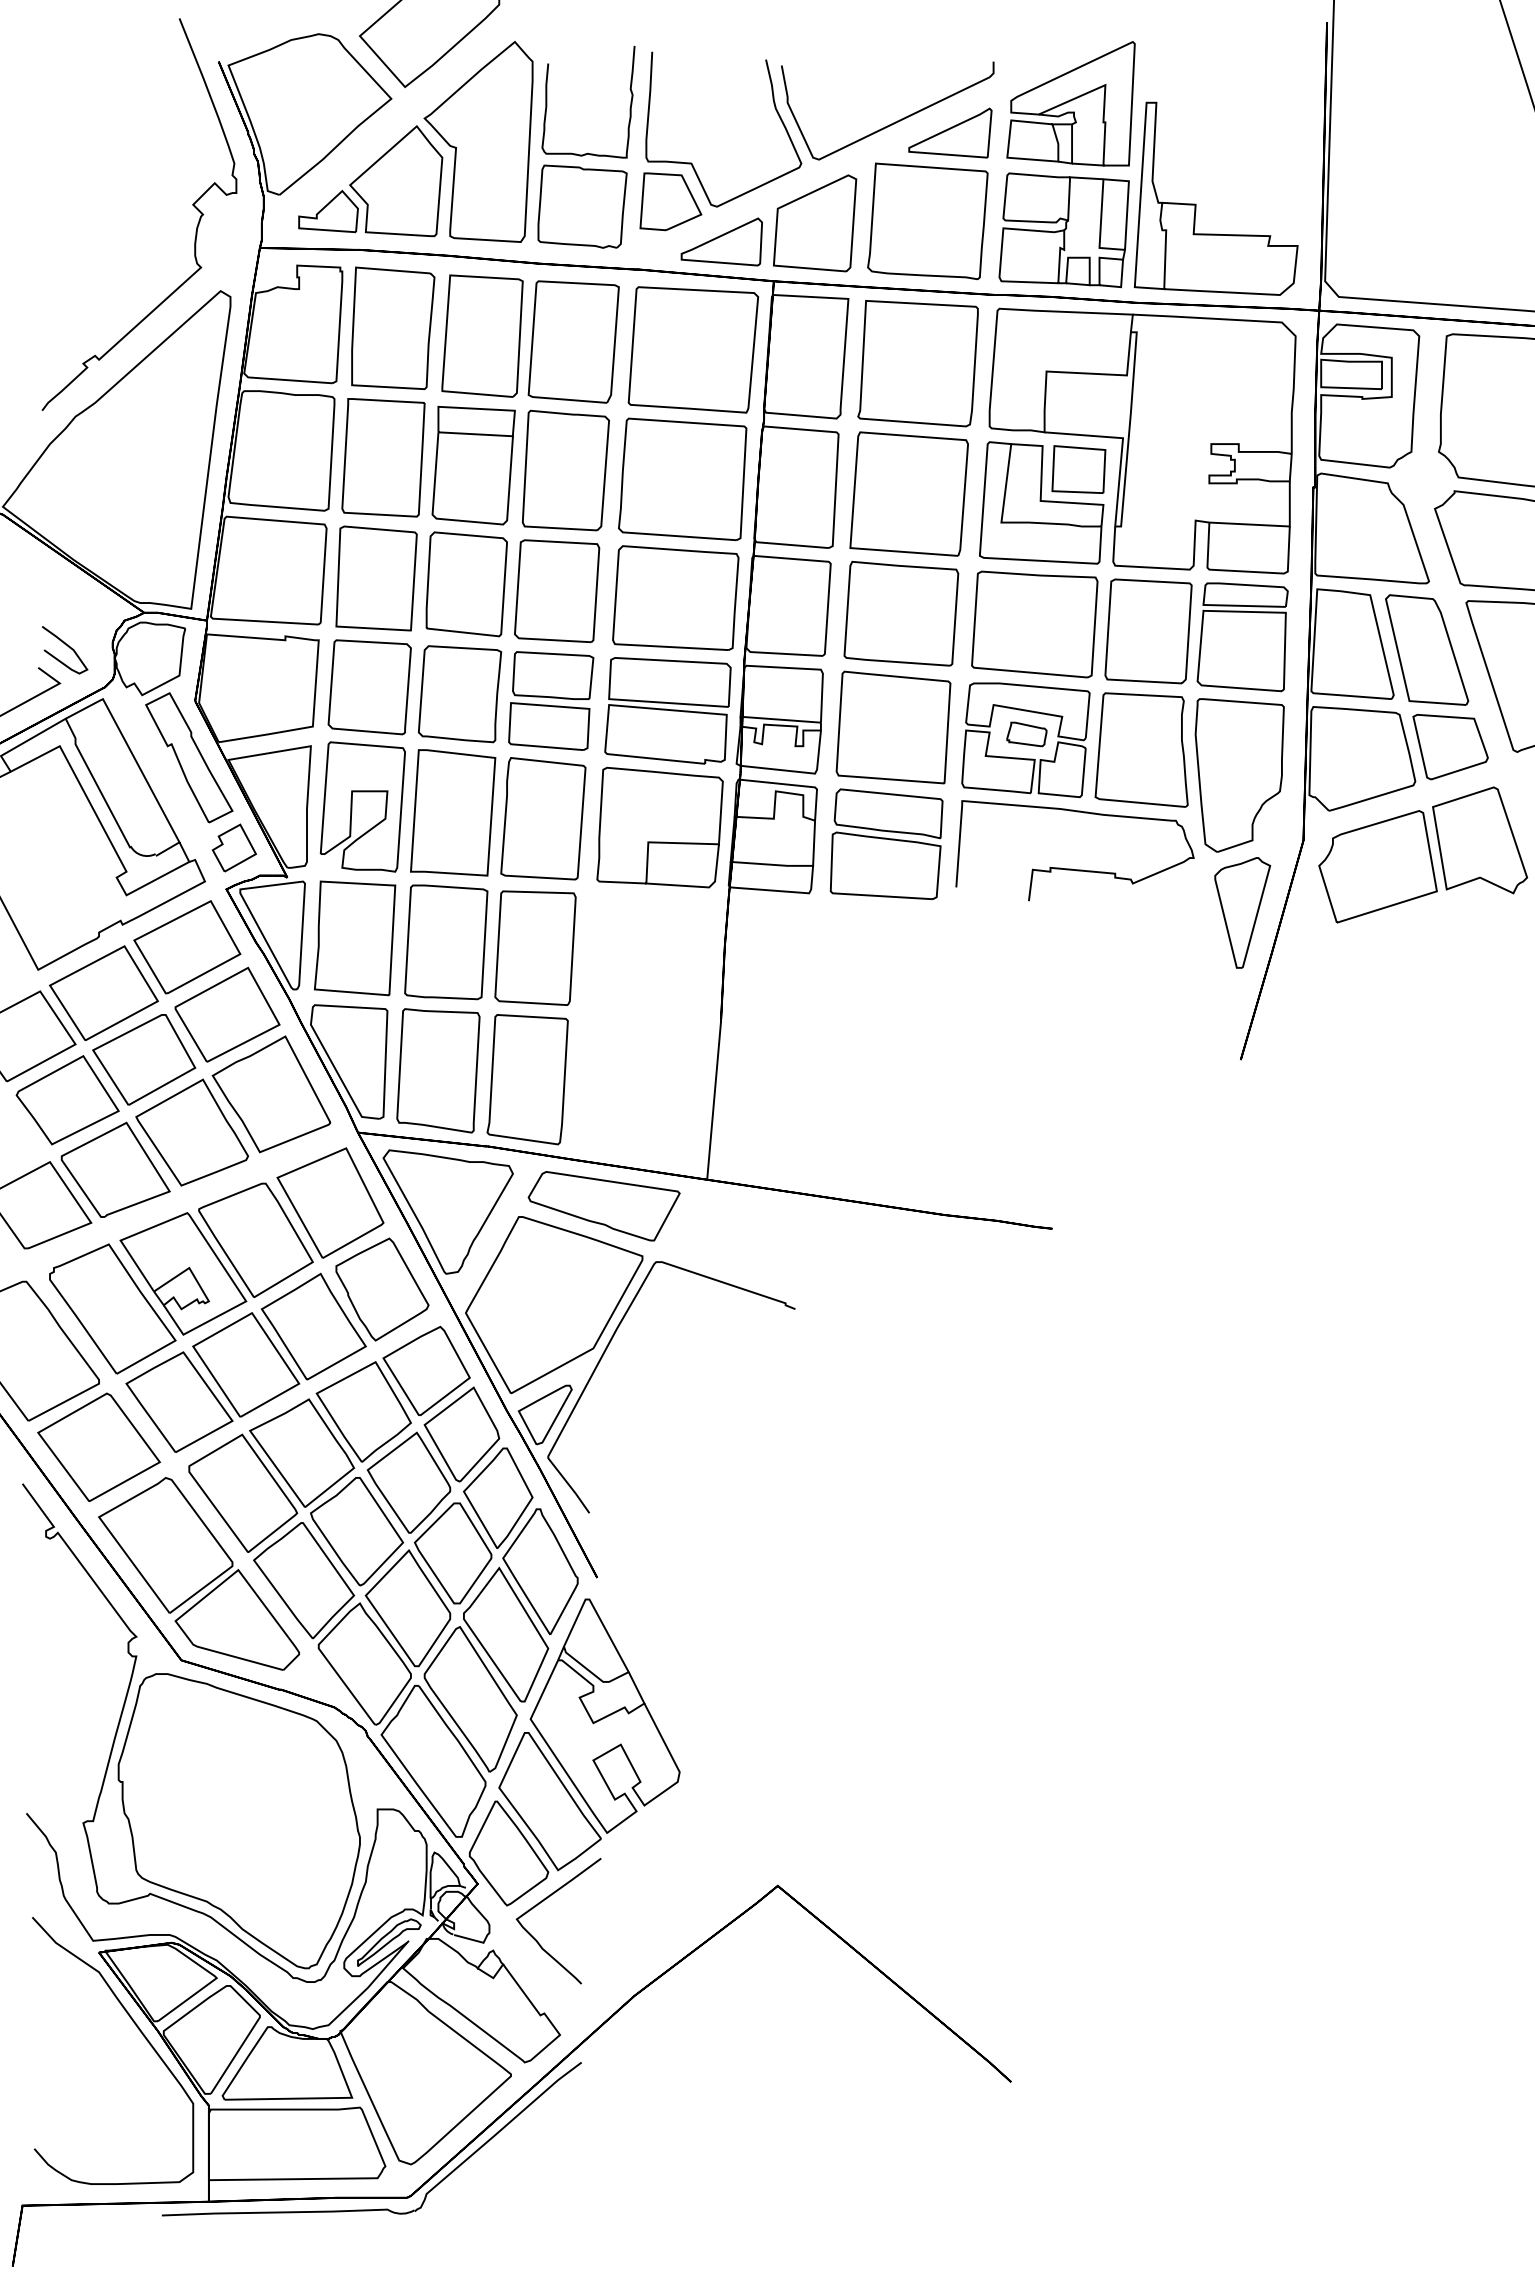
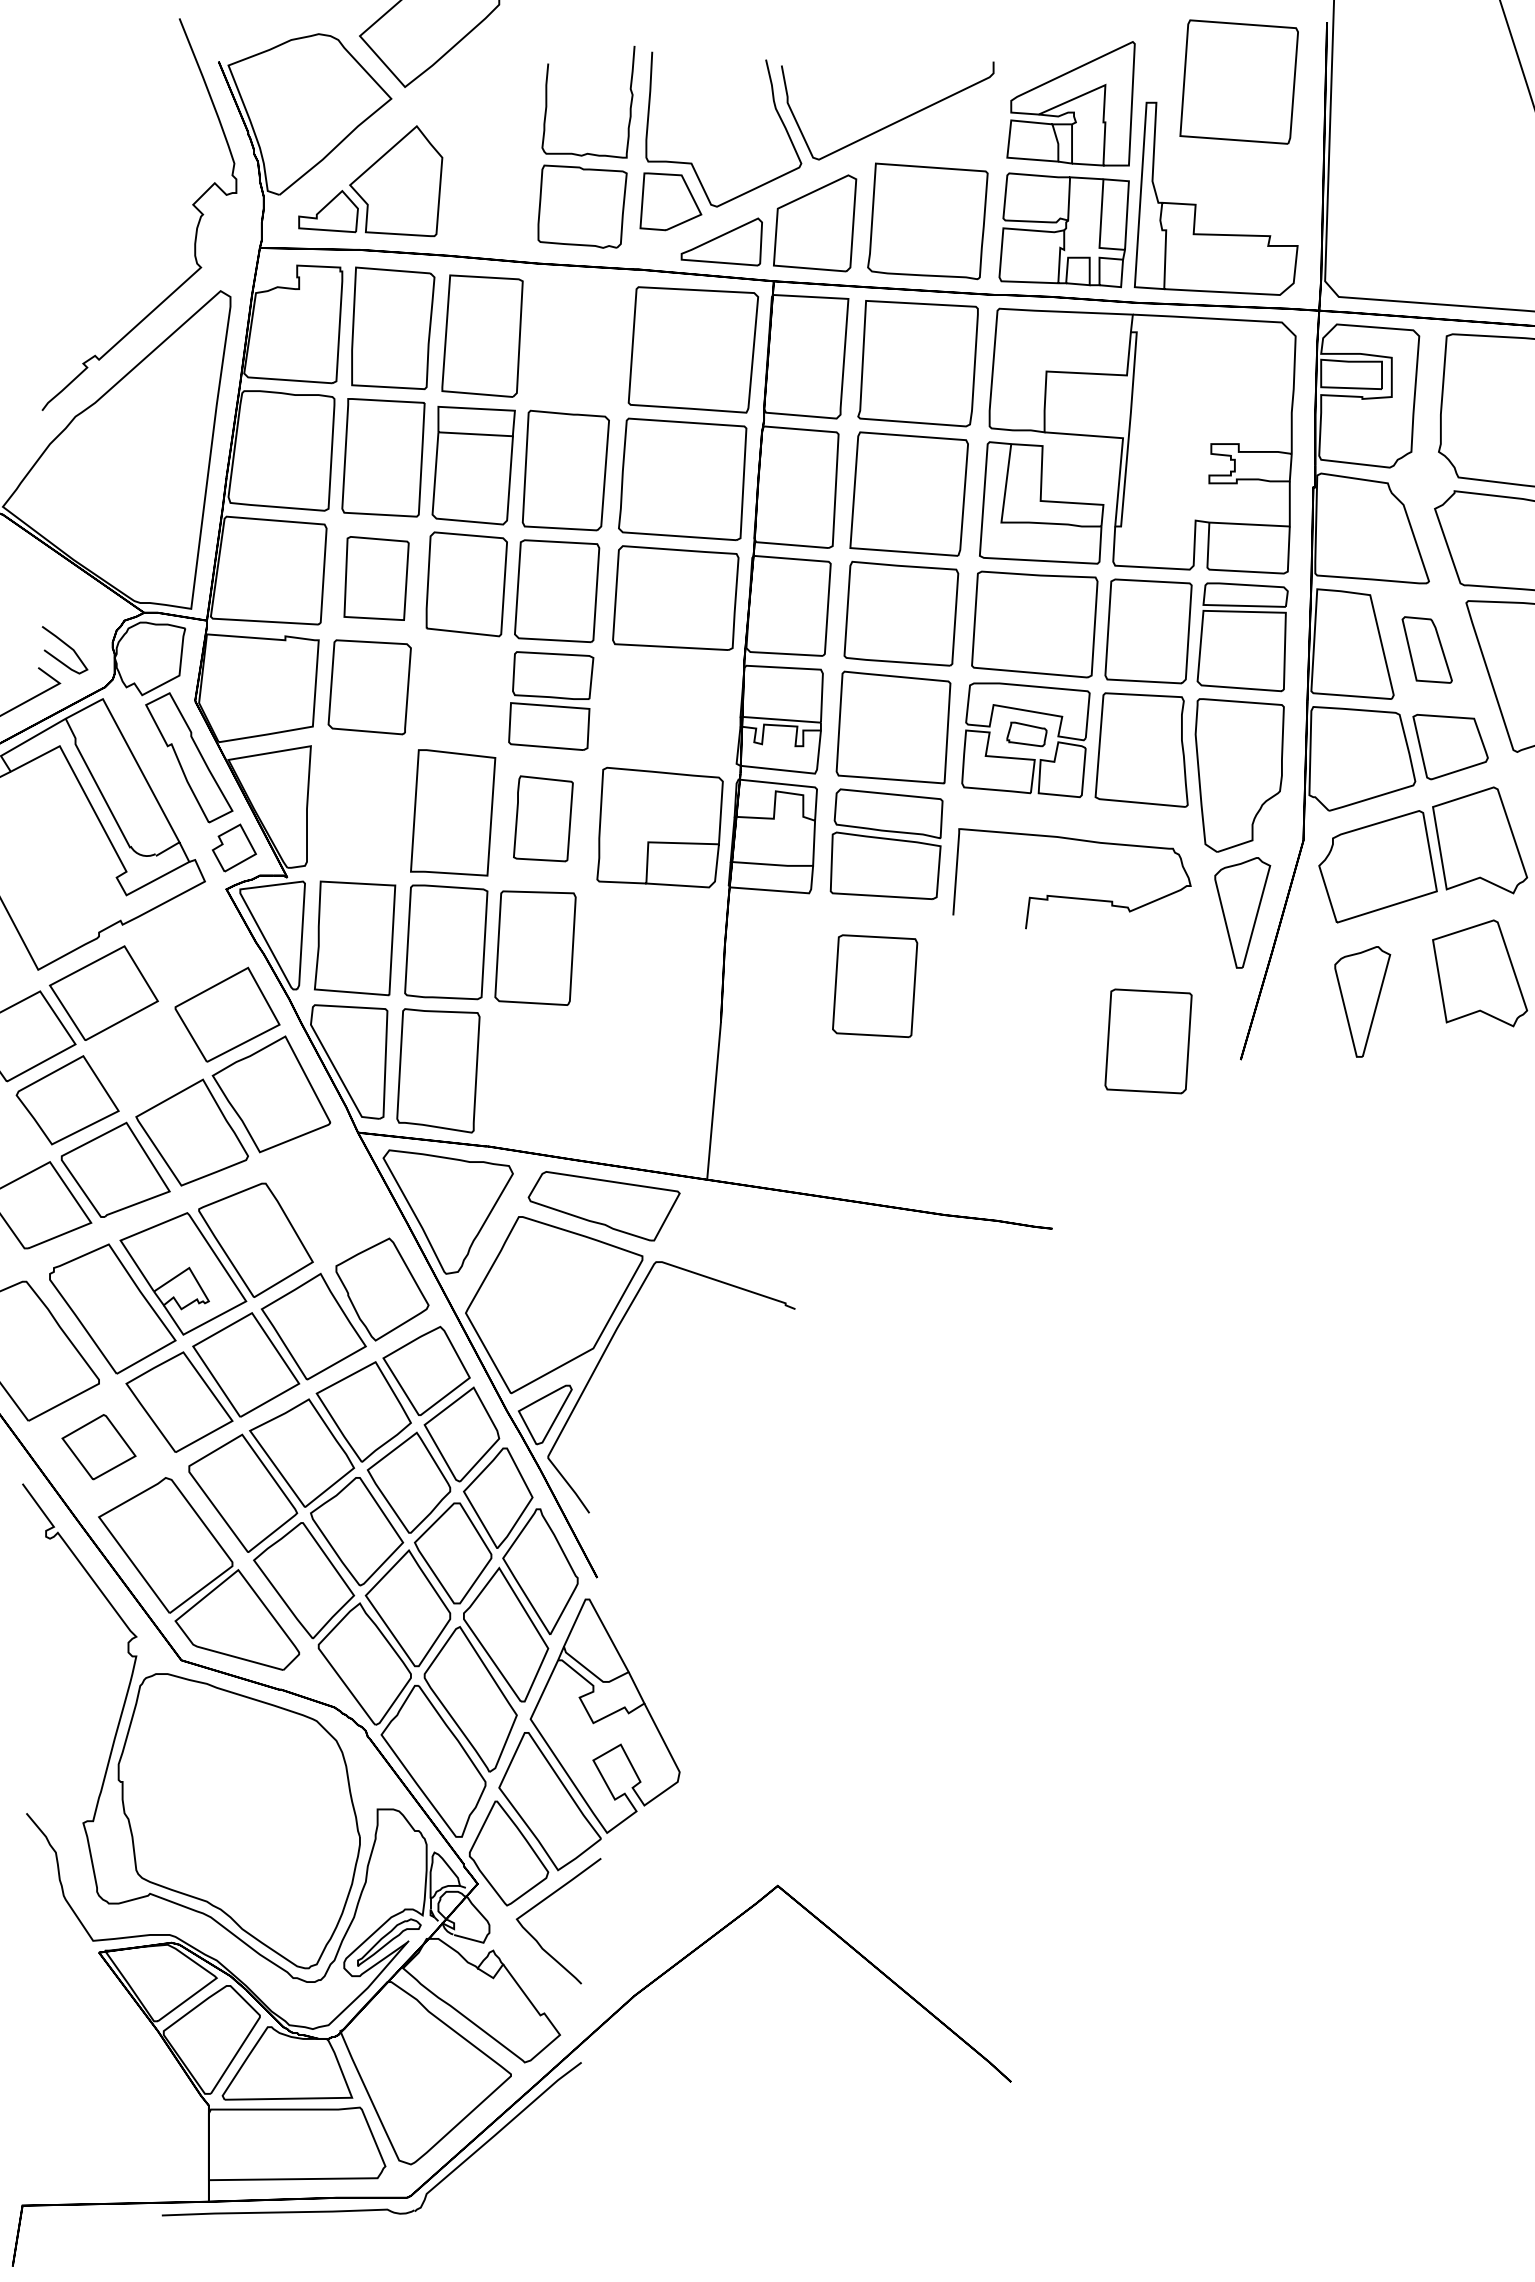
part: none -> present (1238, 81)
part: present -> none (950, 132)
part: present -> none (478, 141)
part: present -> none (573, 341)
part: present -> none (1078, 469)
part size: 83x107 px -> 67x85 px (376, 578)
part size: 85x112 px -> 52x68 px (1426, 649)
part: present -> none (459, 694)
part: present -> none (667, 710)
part: present -> none (352, 806)
part size: 87x124 px -> 61x88 px (543, 818)
curve position: (1072, 868) -> (1069, 896) (1069, 896)
part: present -> none (187, 947)
part: none -> present (1480, 973)
part: none -> present (875, 986)
part: none -> present (1362, 1001)
part: none -> present (1148, 1041)
part: present -> none (144, 1059)
part: present -> none (527, 1079)
part: present -> none (330, 1202)
part size: 124x110 px -> 76x67 px (98, 1447)
curve: present -> none (139, 2031)
